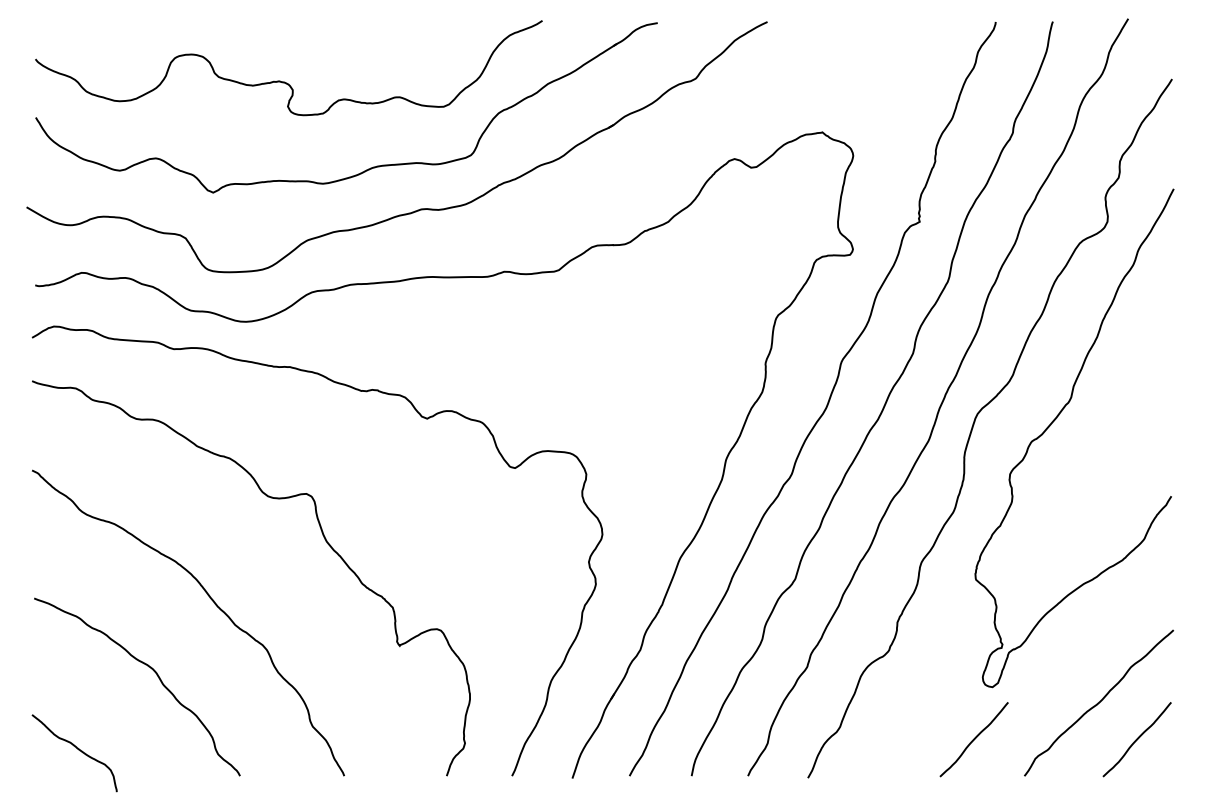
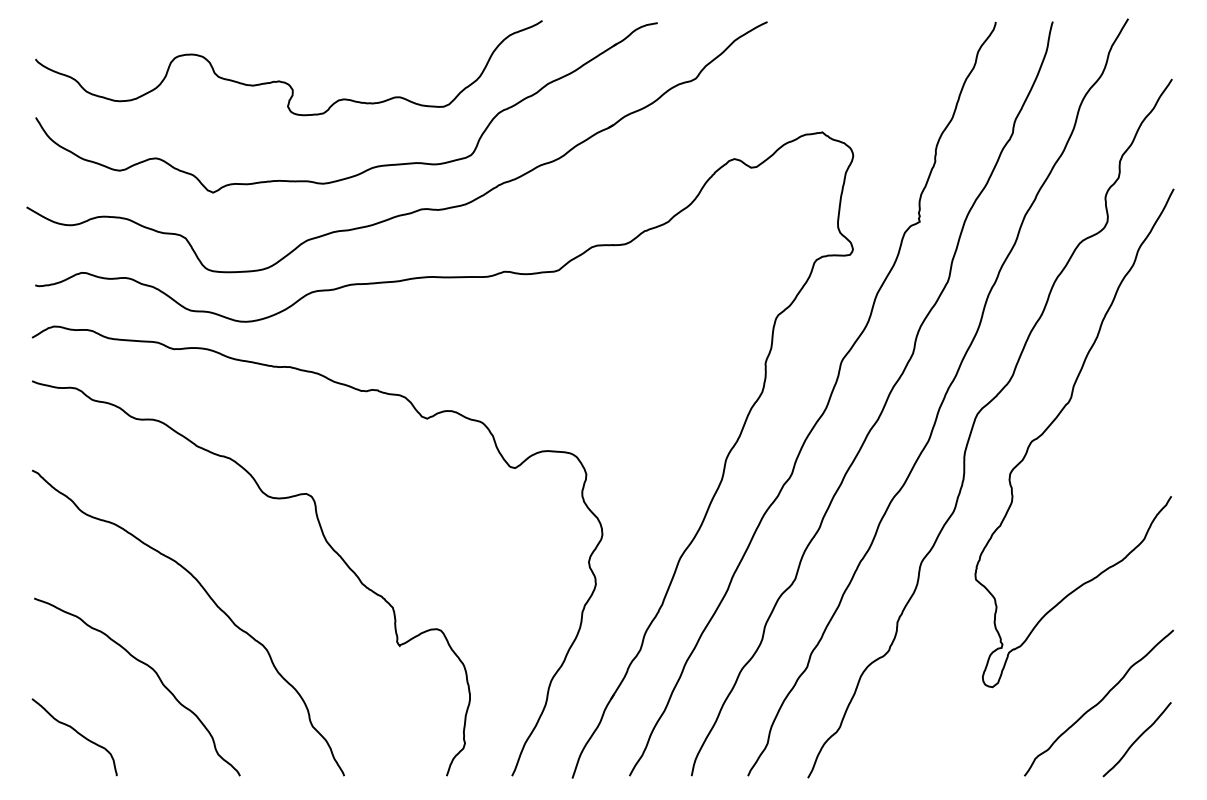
curve: present -> none (973, 739)
curve position: (77, 749) -> (77, 733) (77, 733)
